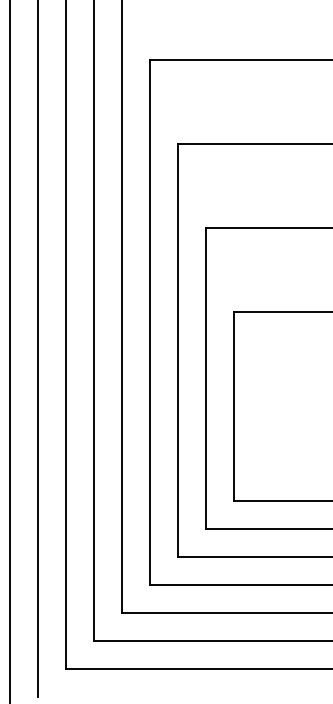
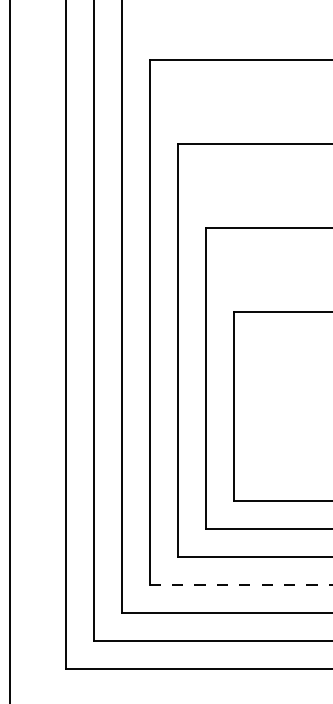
line: present -> none (37, 349)
line: solid -> dashed (241, 584)
